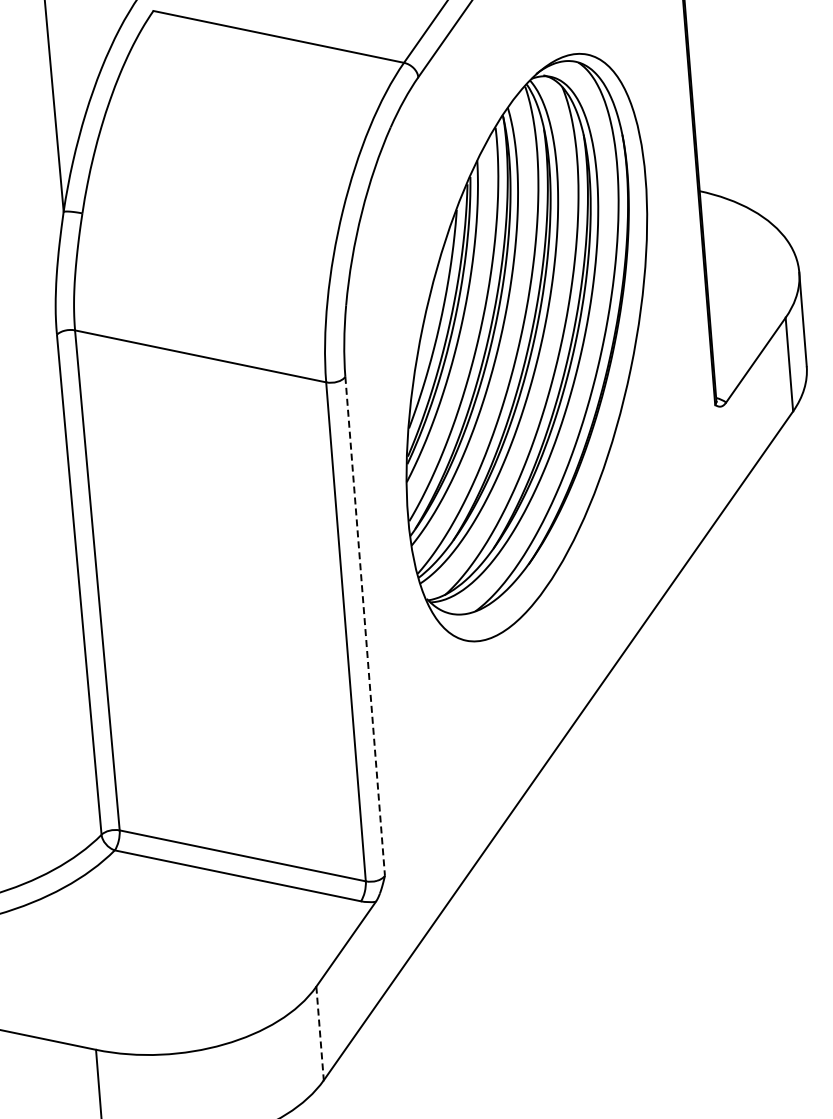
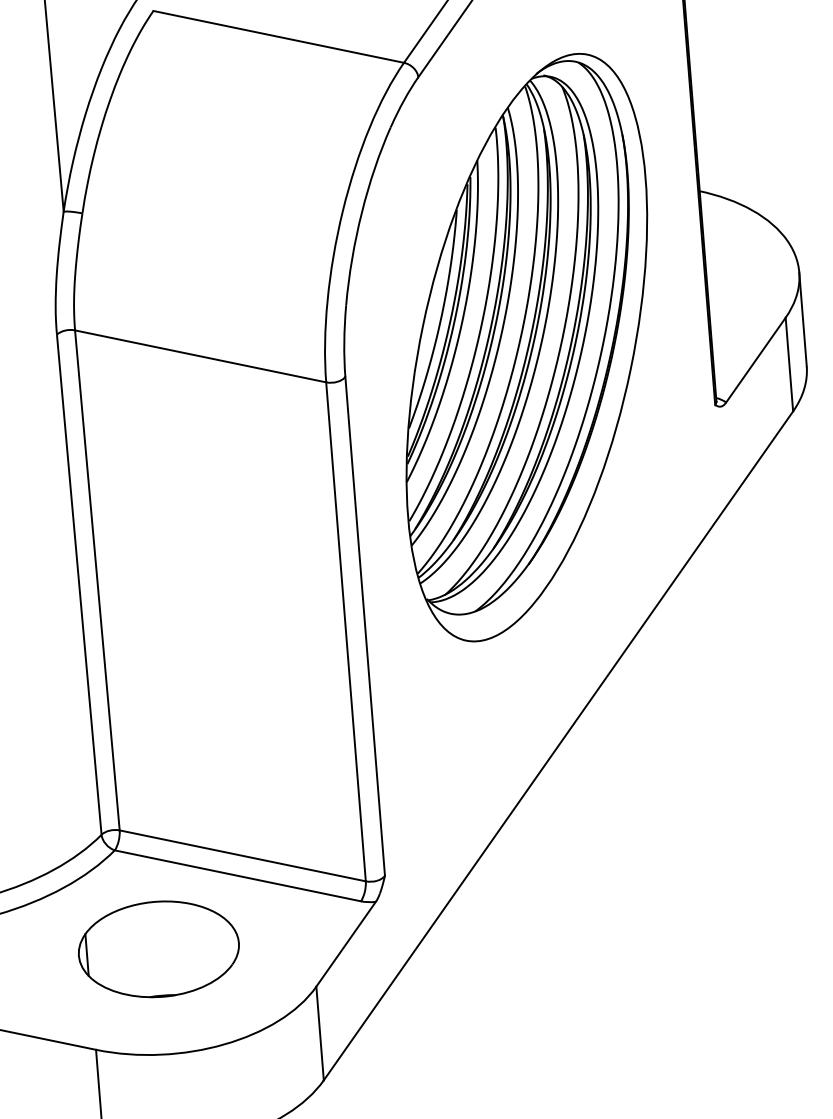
line: dashed -> solid (365, 626)
part: none -> present (158, 949)
line: dashed -> solid (320, 1034)
